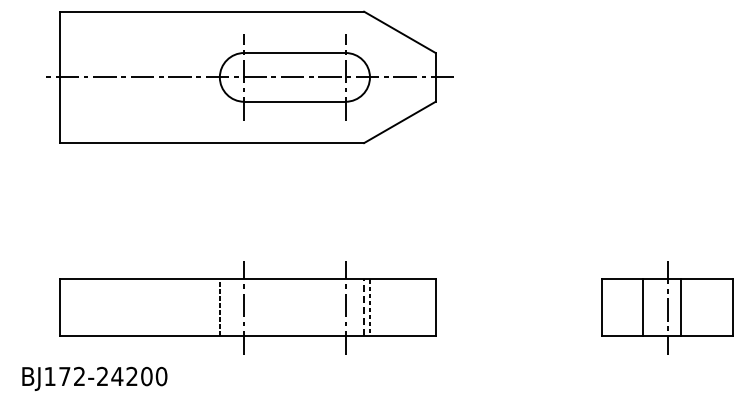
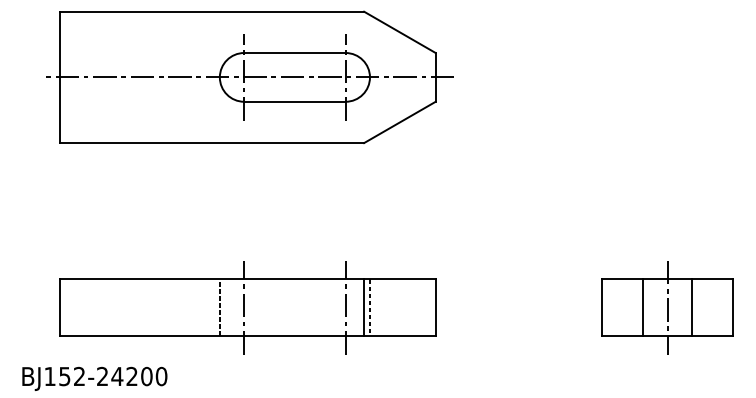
line: dashed -> solid (364, 307)
line position: (681, 307) -> (692, 307) (692, 307)
text: BJ172-24200 -> BJ152-24200 (64, 376)
